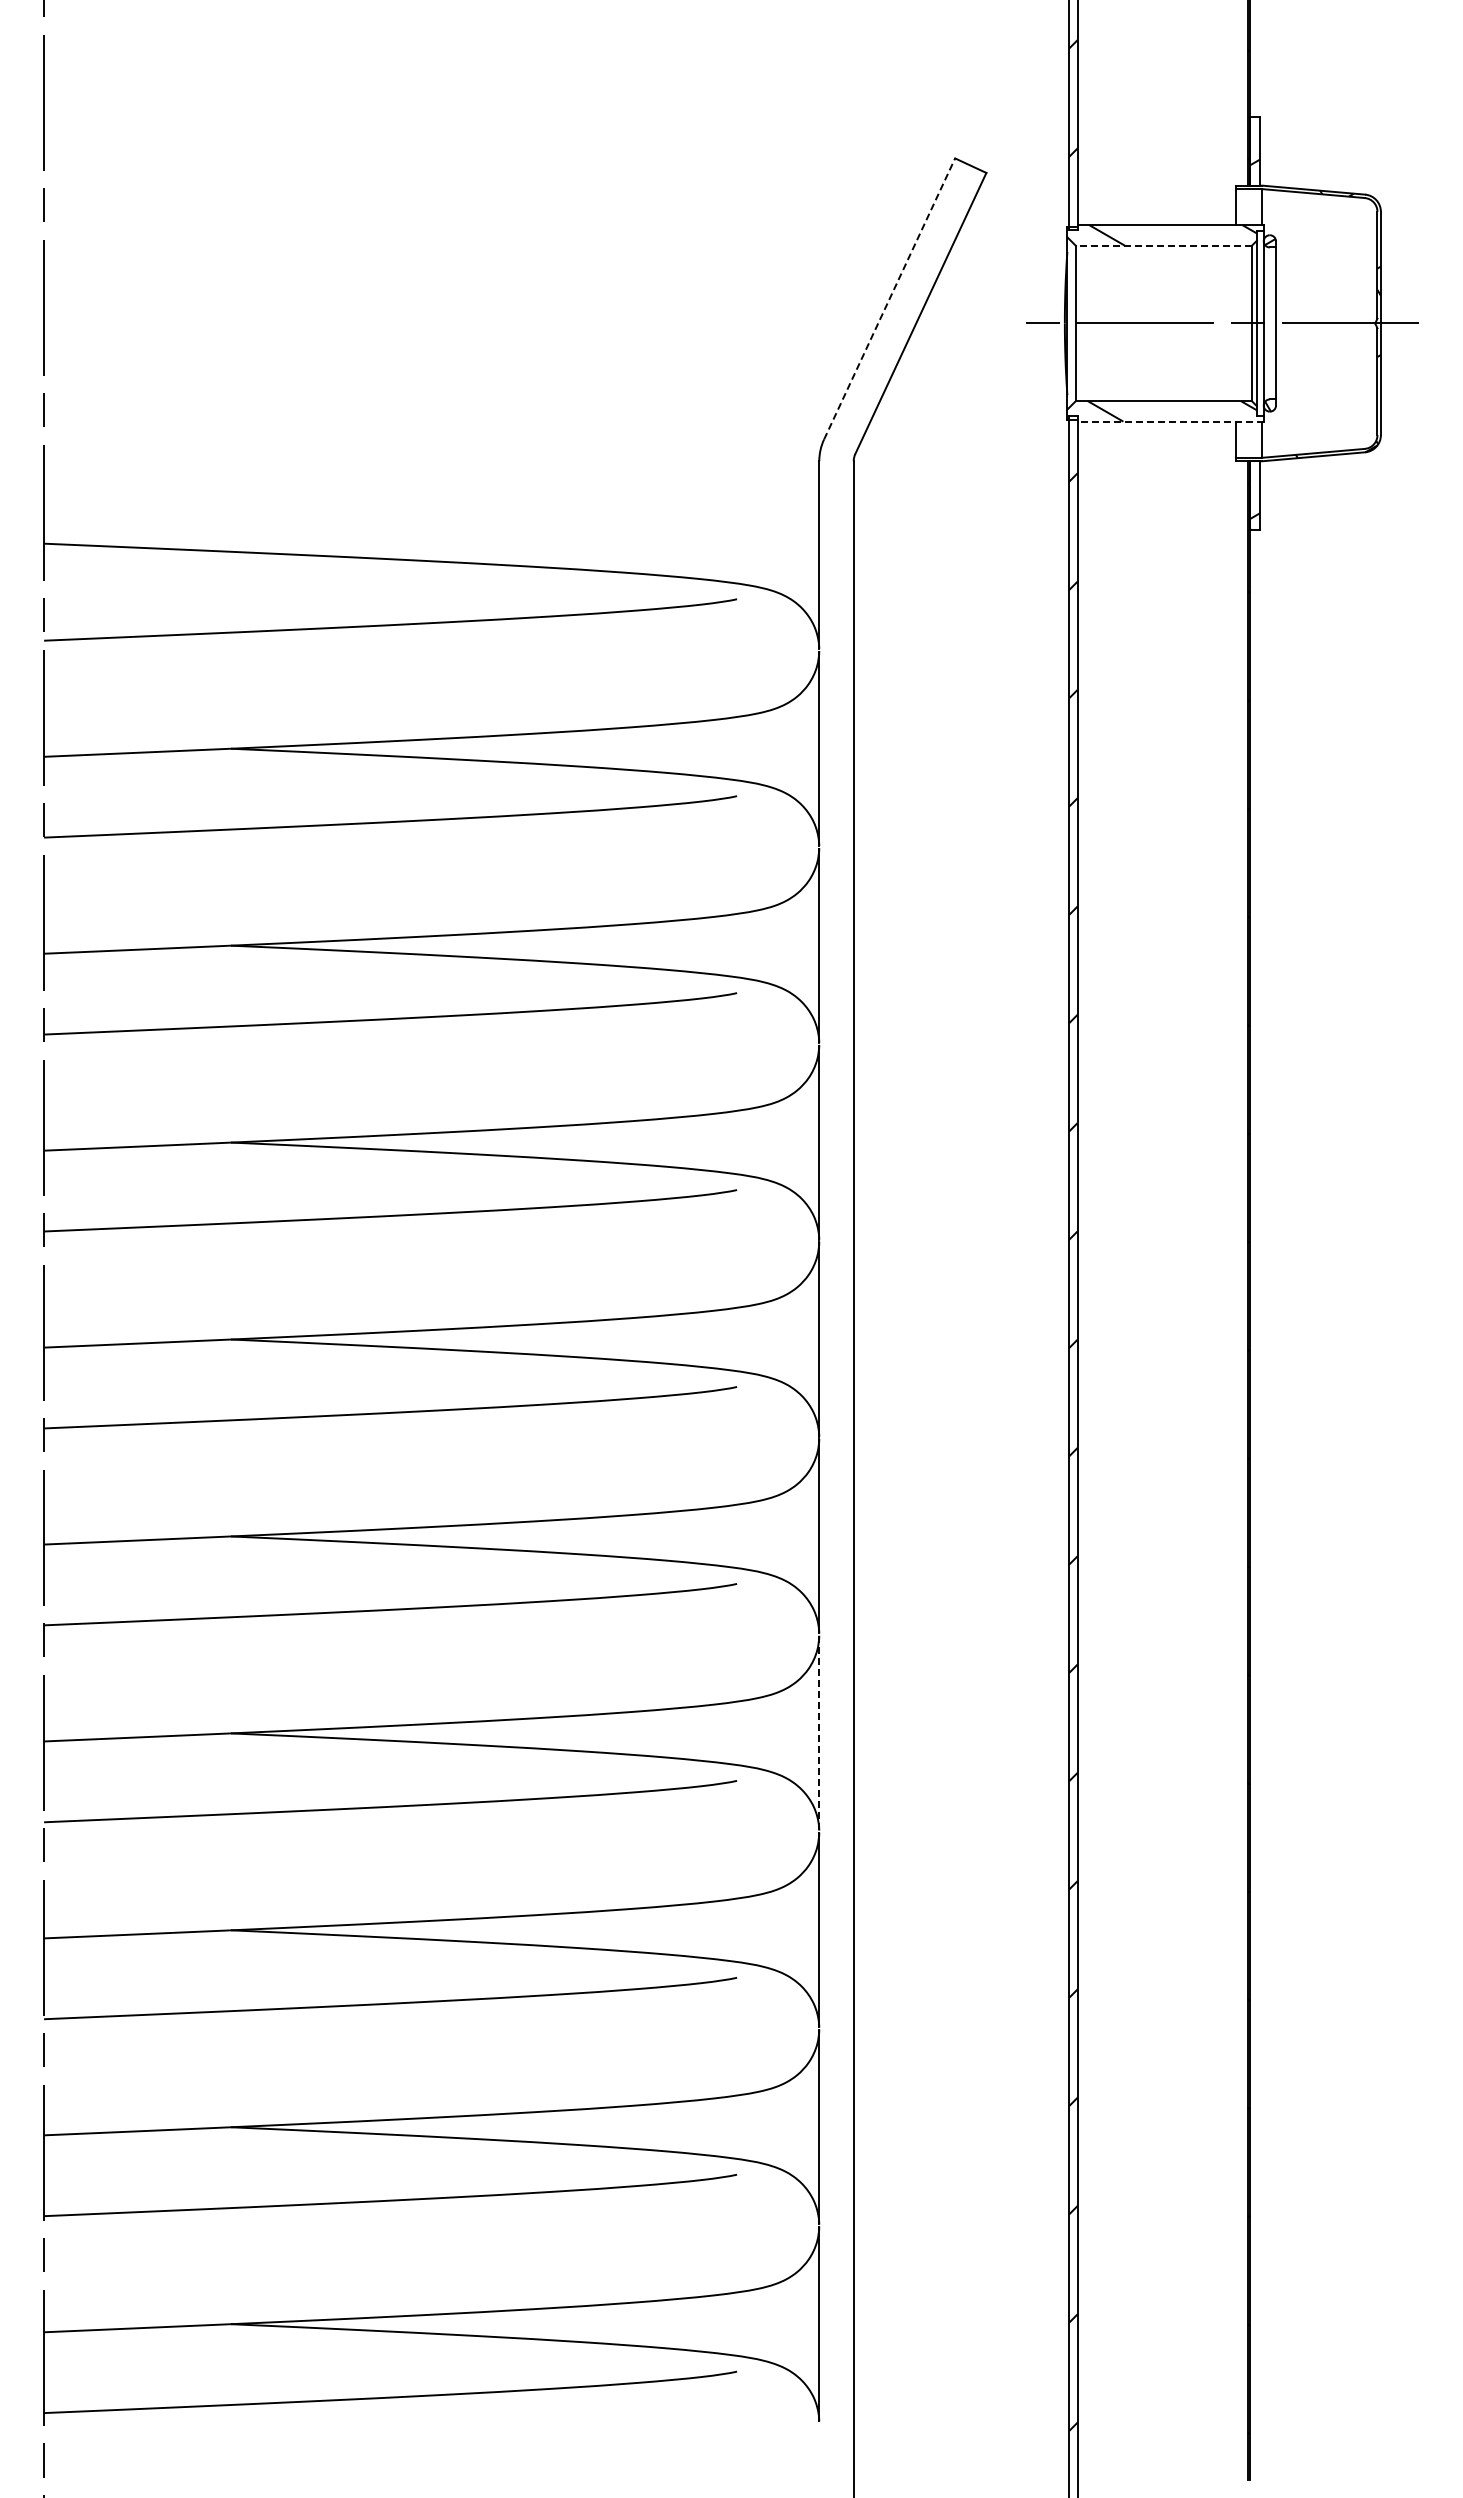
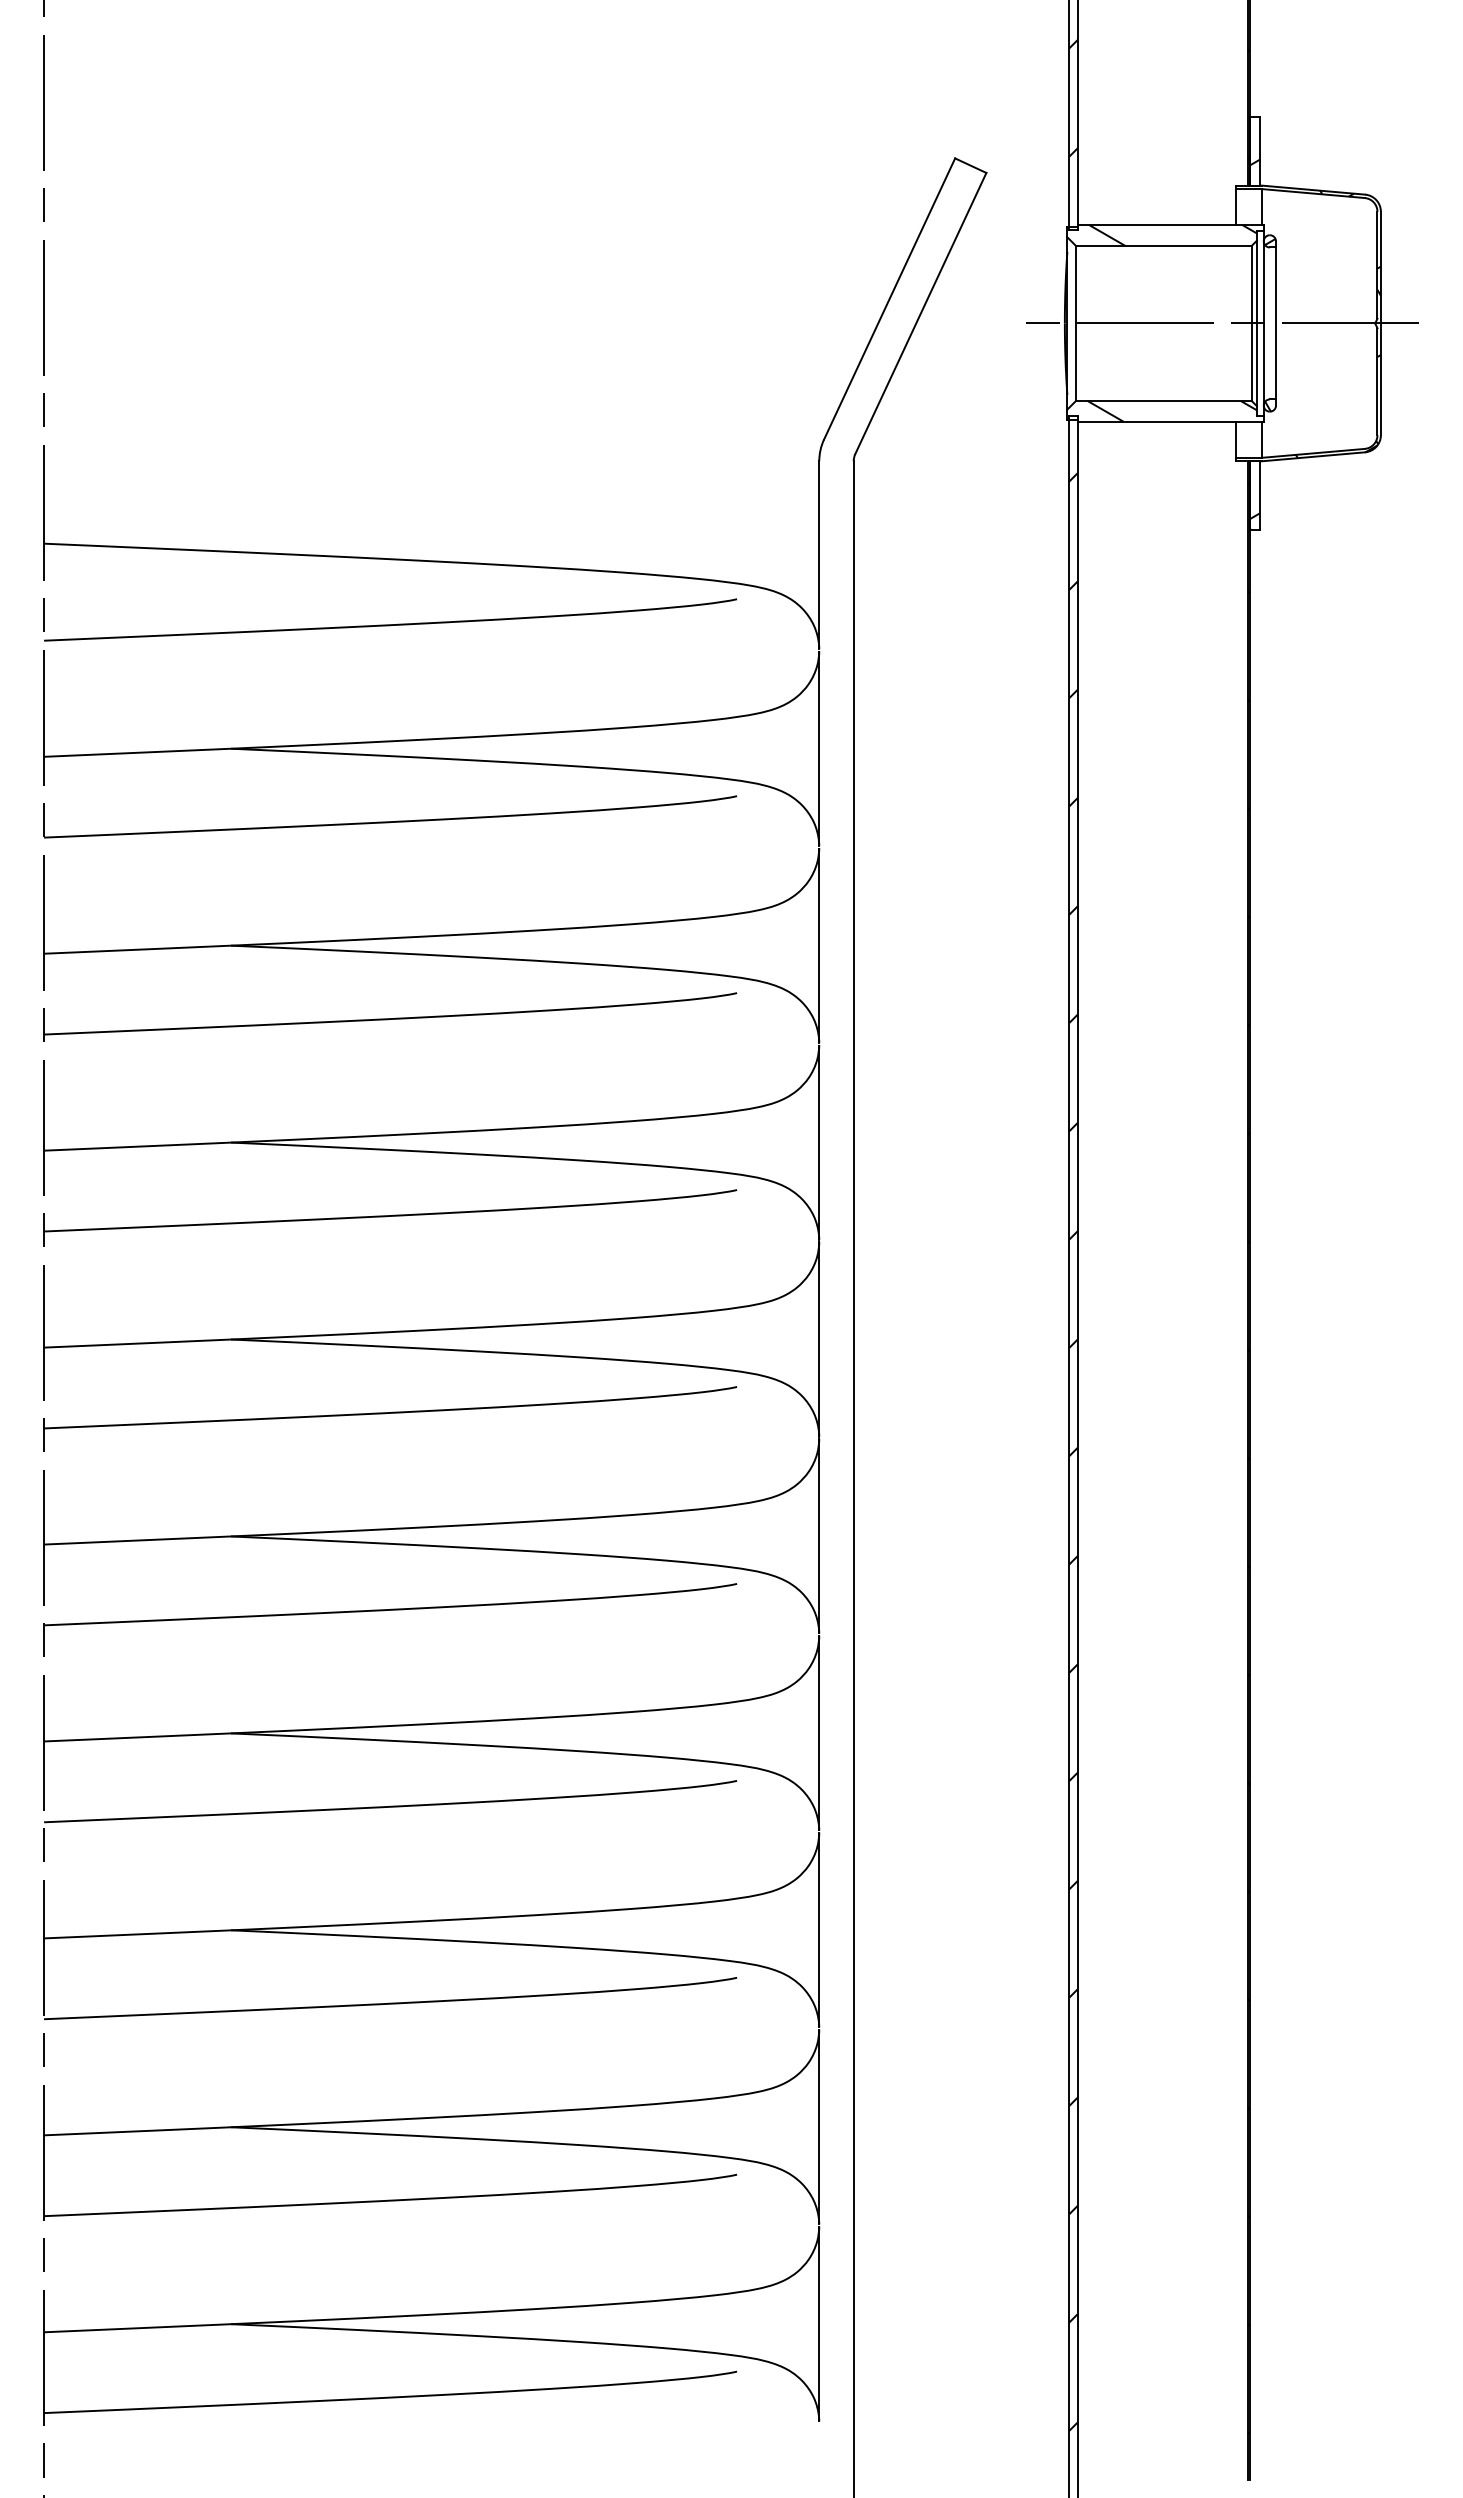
line: dashed -> solid (1163, 245)
line: dashed -> solid (889, 298)
line: dashed -> solid (1170, 421)
line: dashed -> solid (819, 1732)
